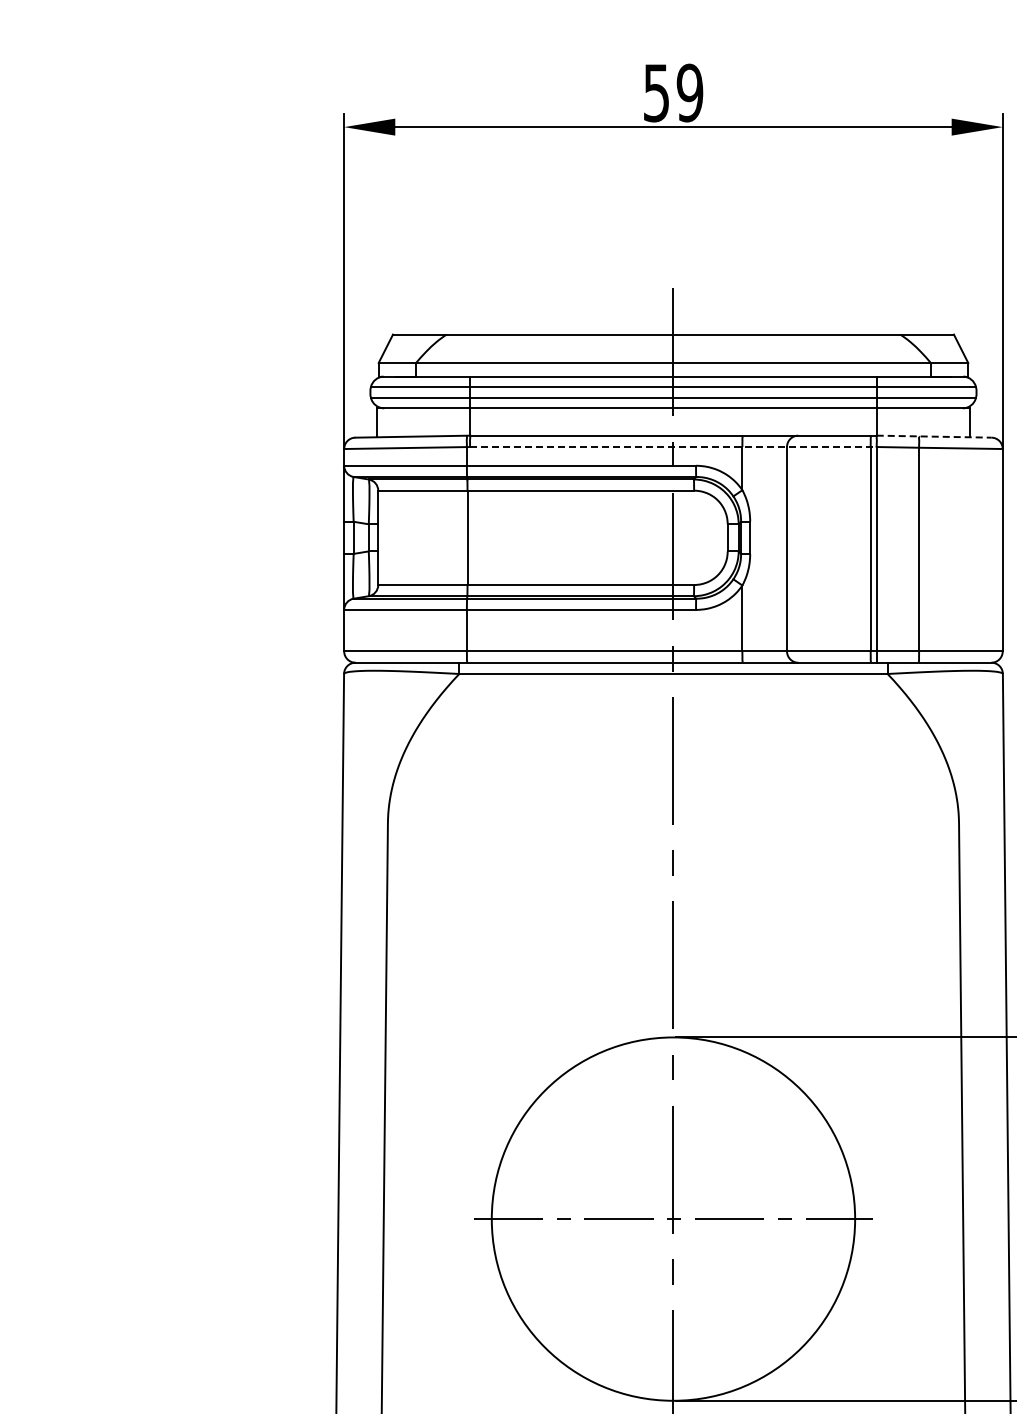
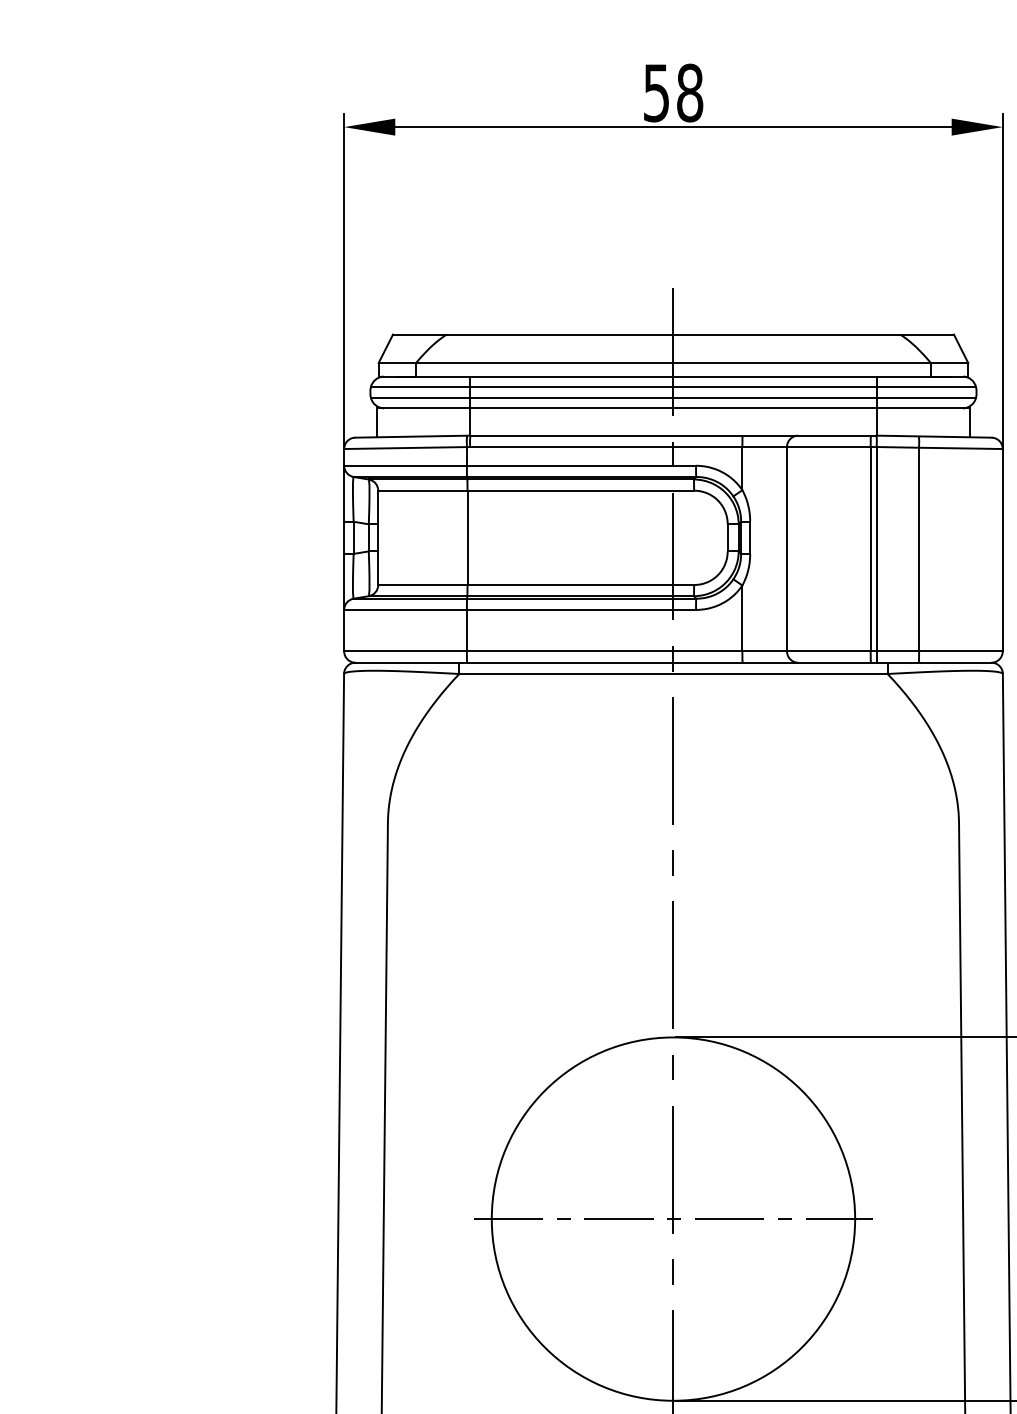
text: 59 -> 58 (689, 92)
line: dashed -> solid (934, 436)
line: dashed -> solid (673, 447)
